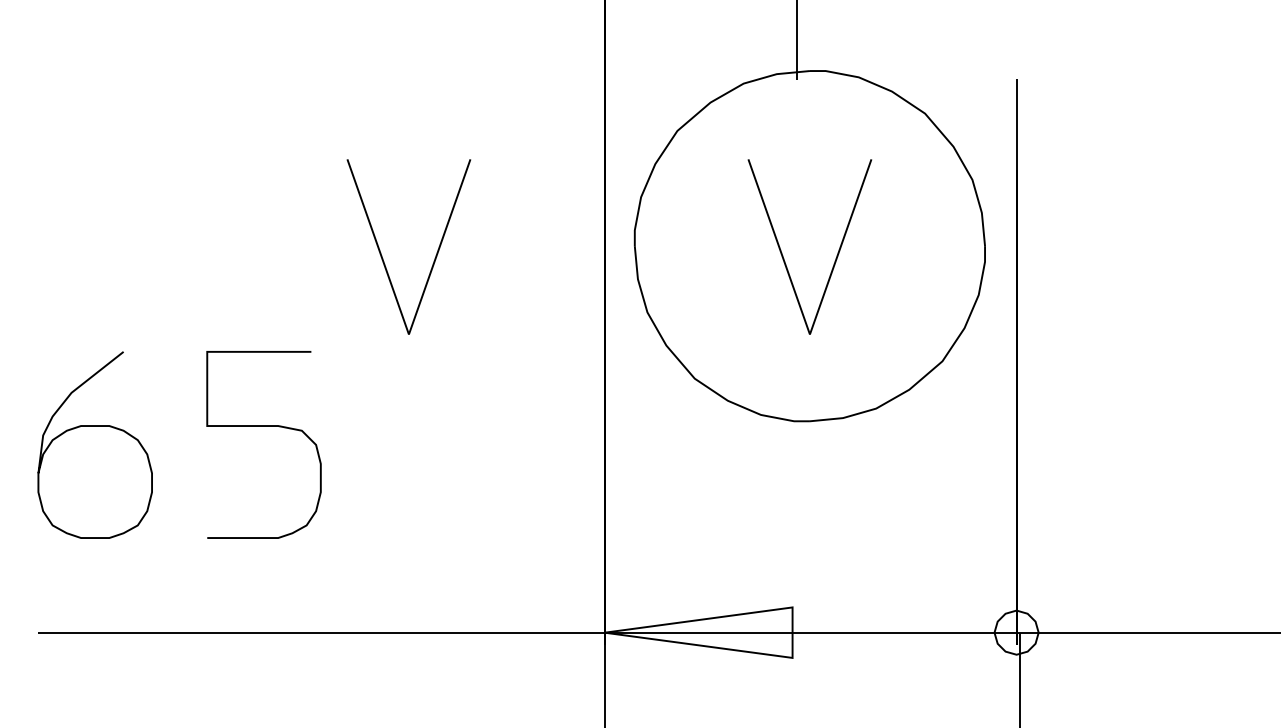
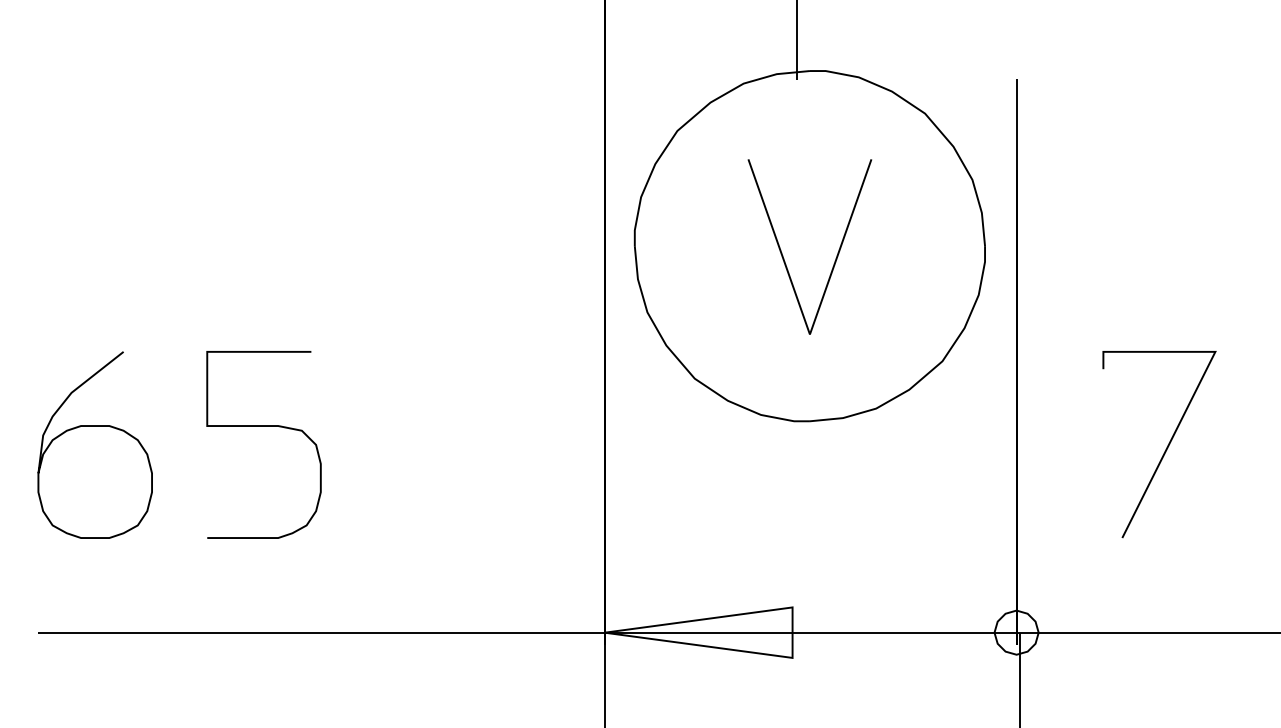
curve: present -> none (382, 255)
curve: none -> present (1166, 447)
